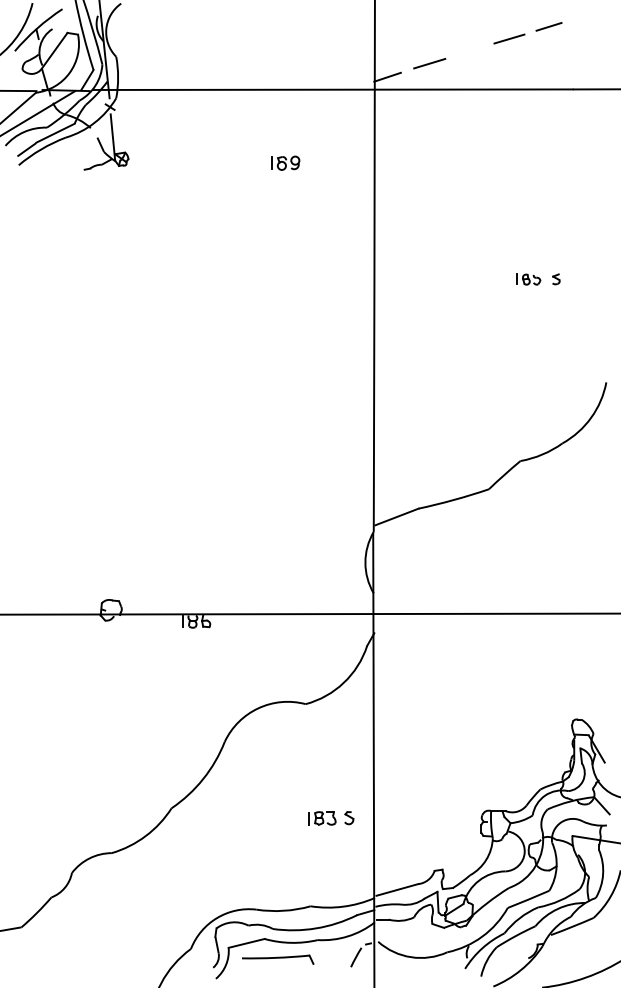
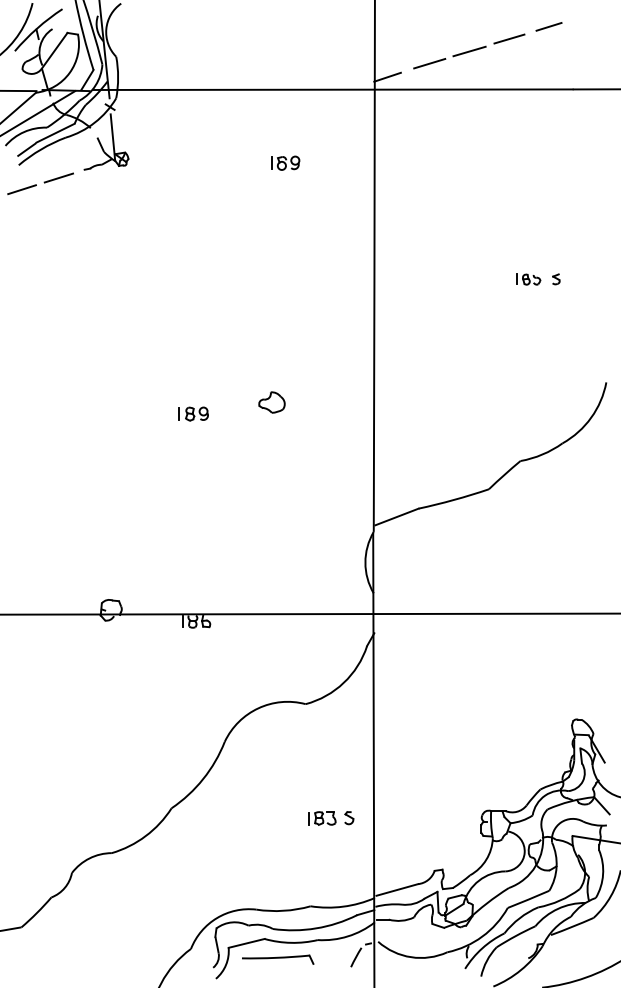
line: none -> present (469, 51)
line: none -> present (58, 177)
line: none -> present (21, 189)
part: none -> present (271, 402)
part: none -> present (193, 413)
